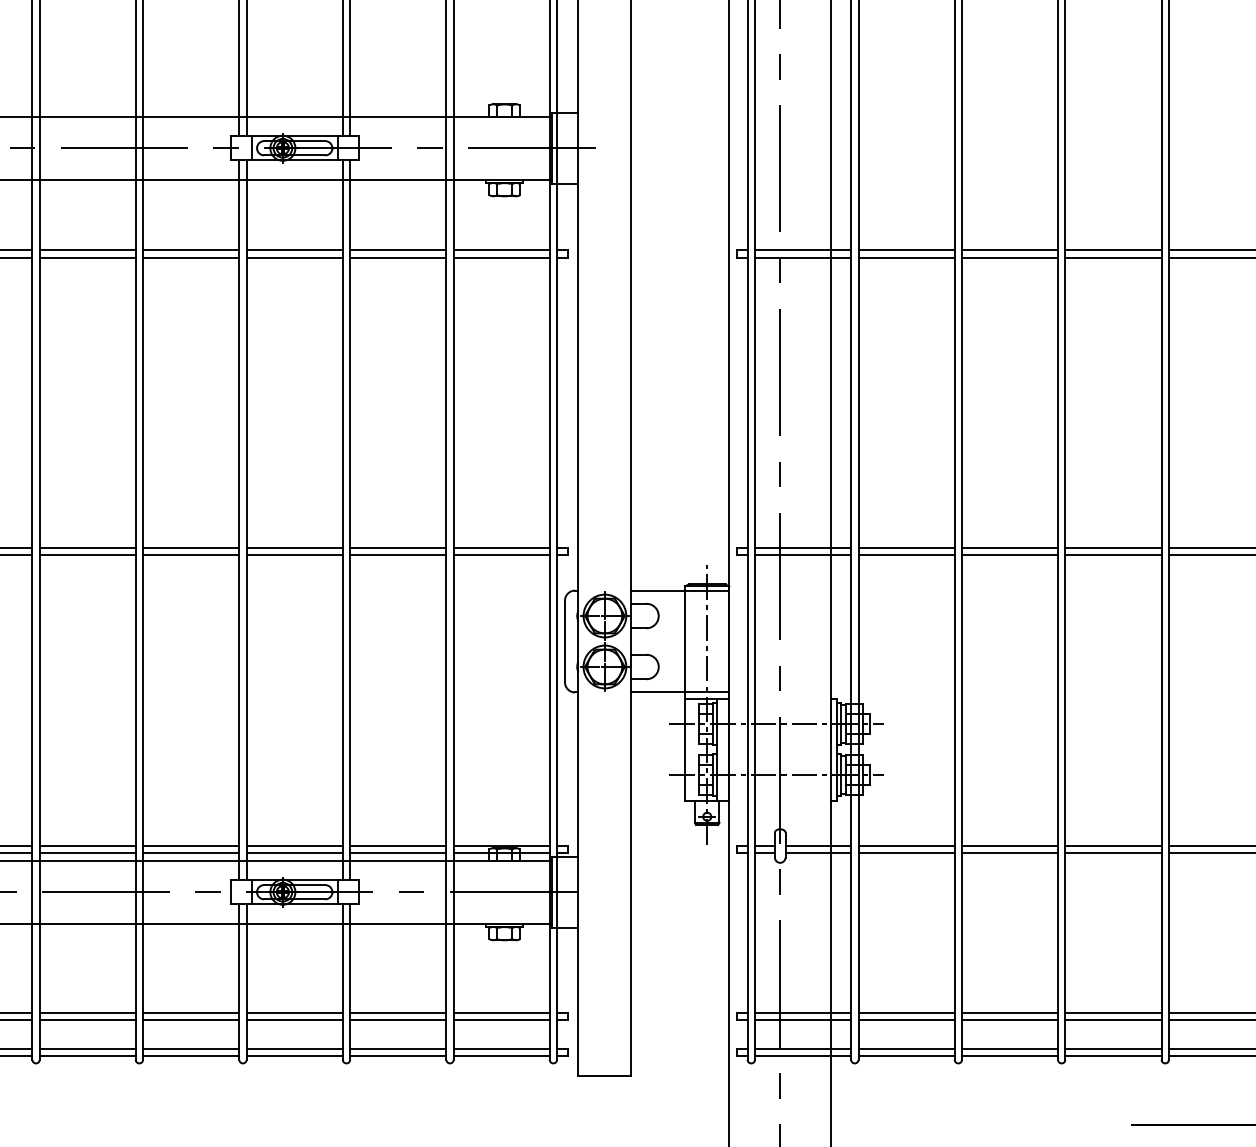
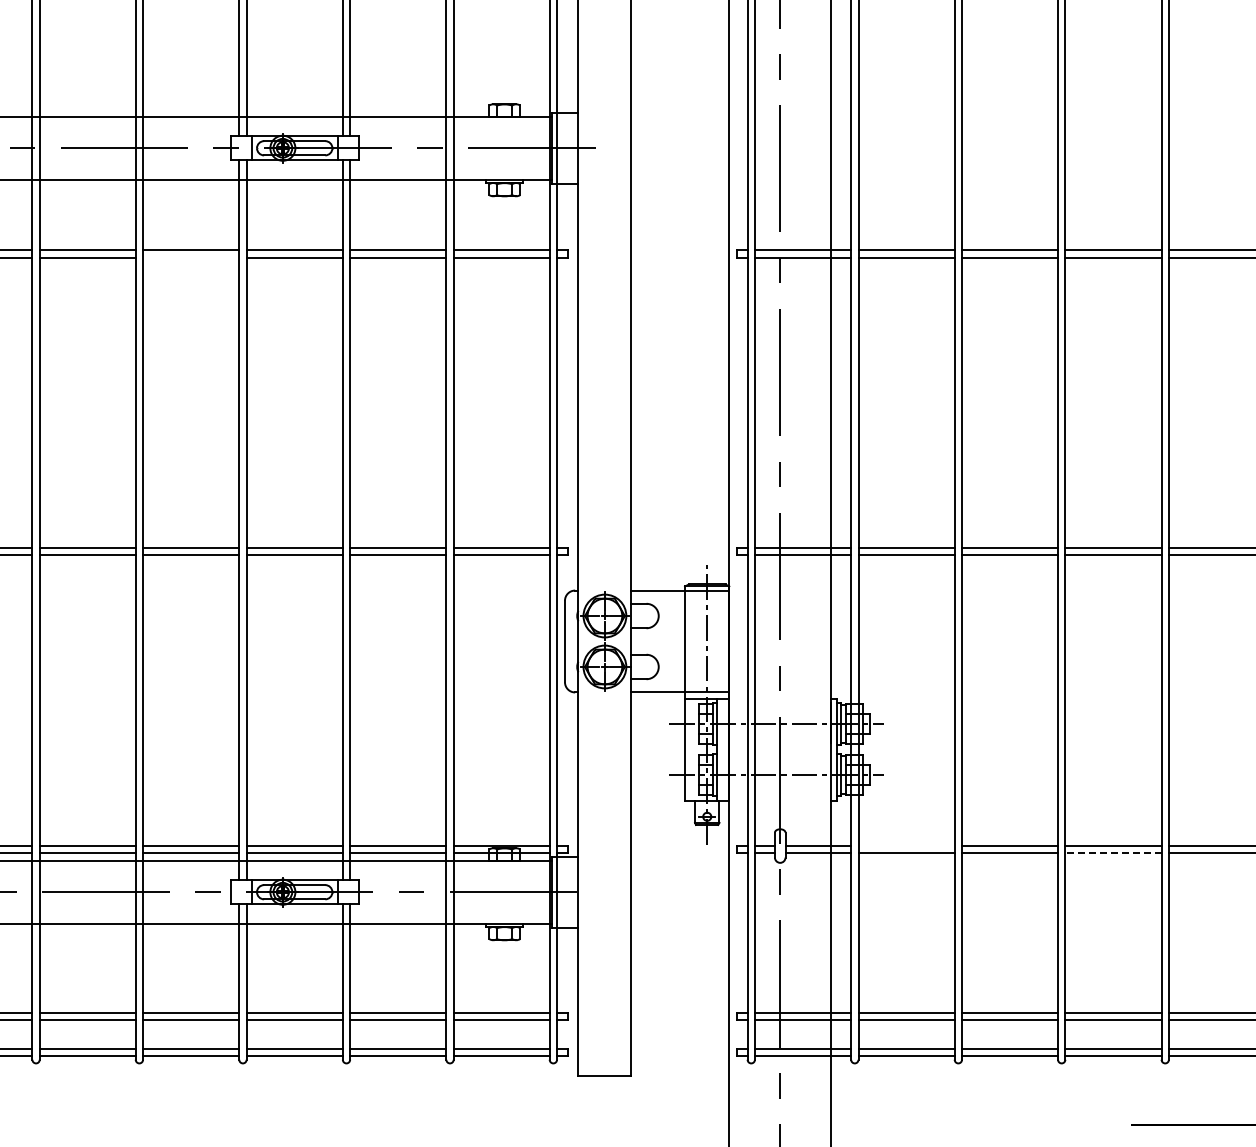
line: present -> none (191, 257)
line: present -> none (906, 845)
line: solid -> dashed (1112, 853)
